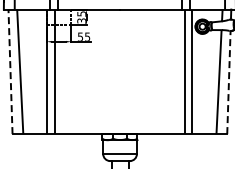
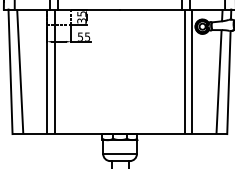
line: dashed -> solid (10, 71)
line: dashed -> solid (228, 82)
